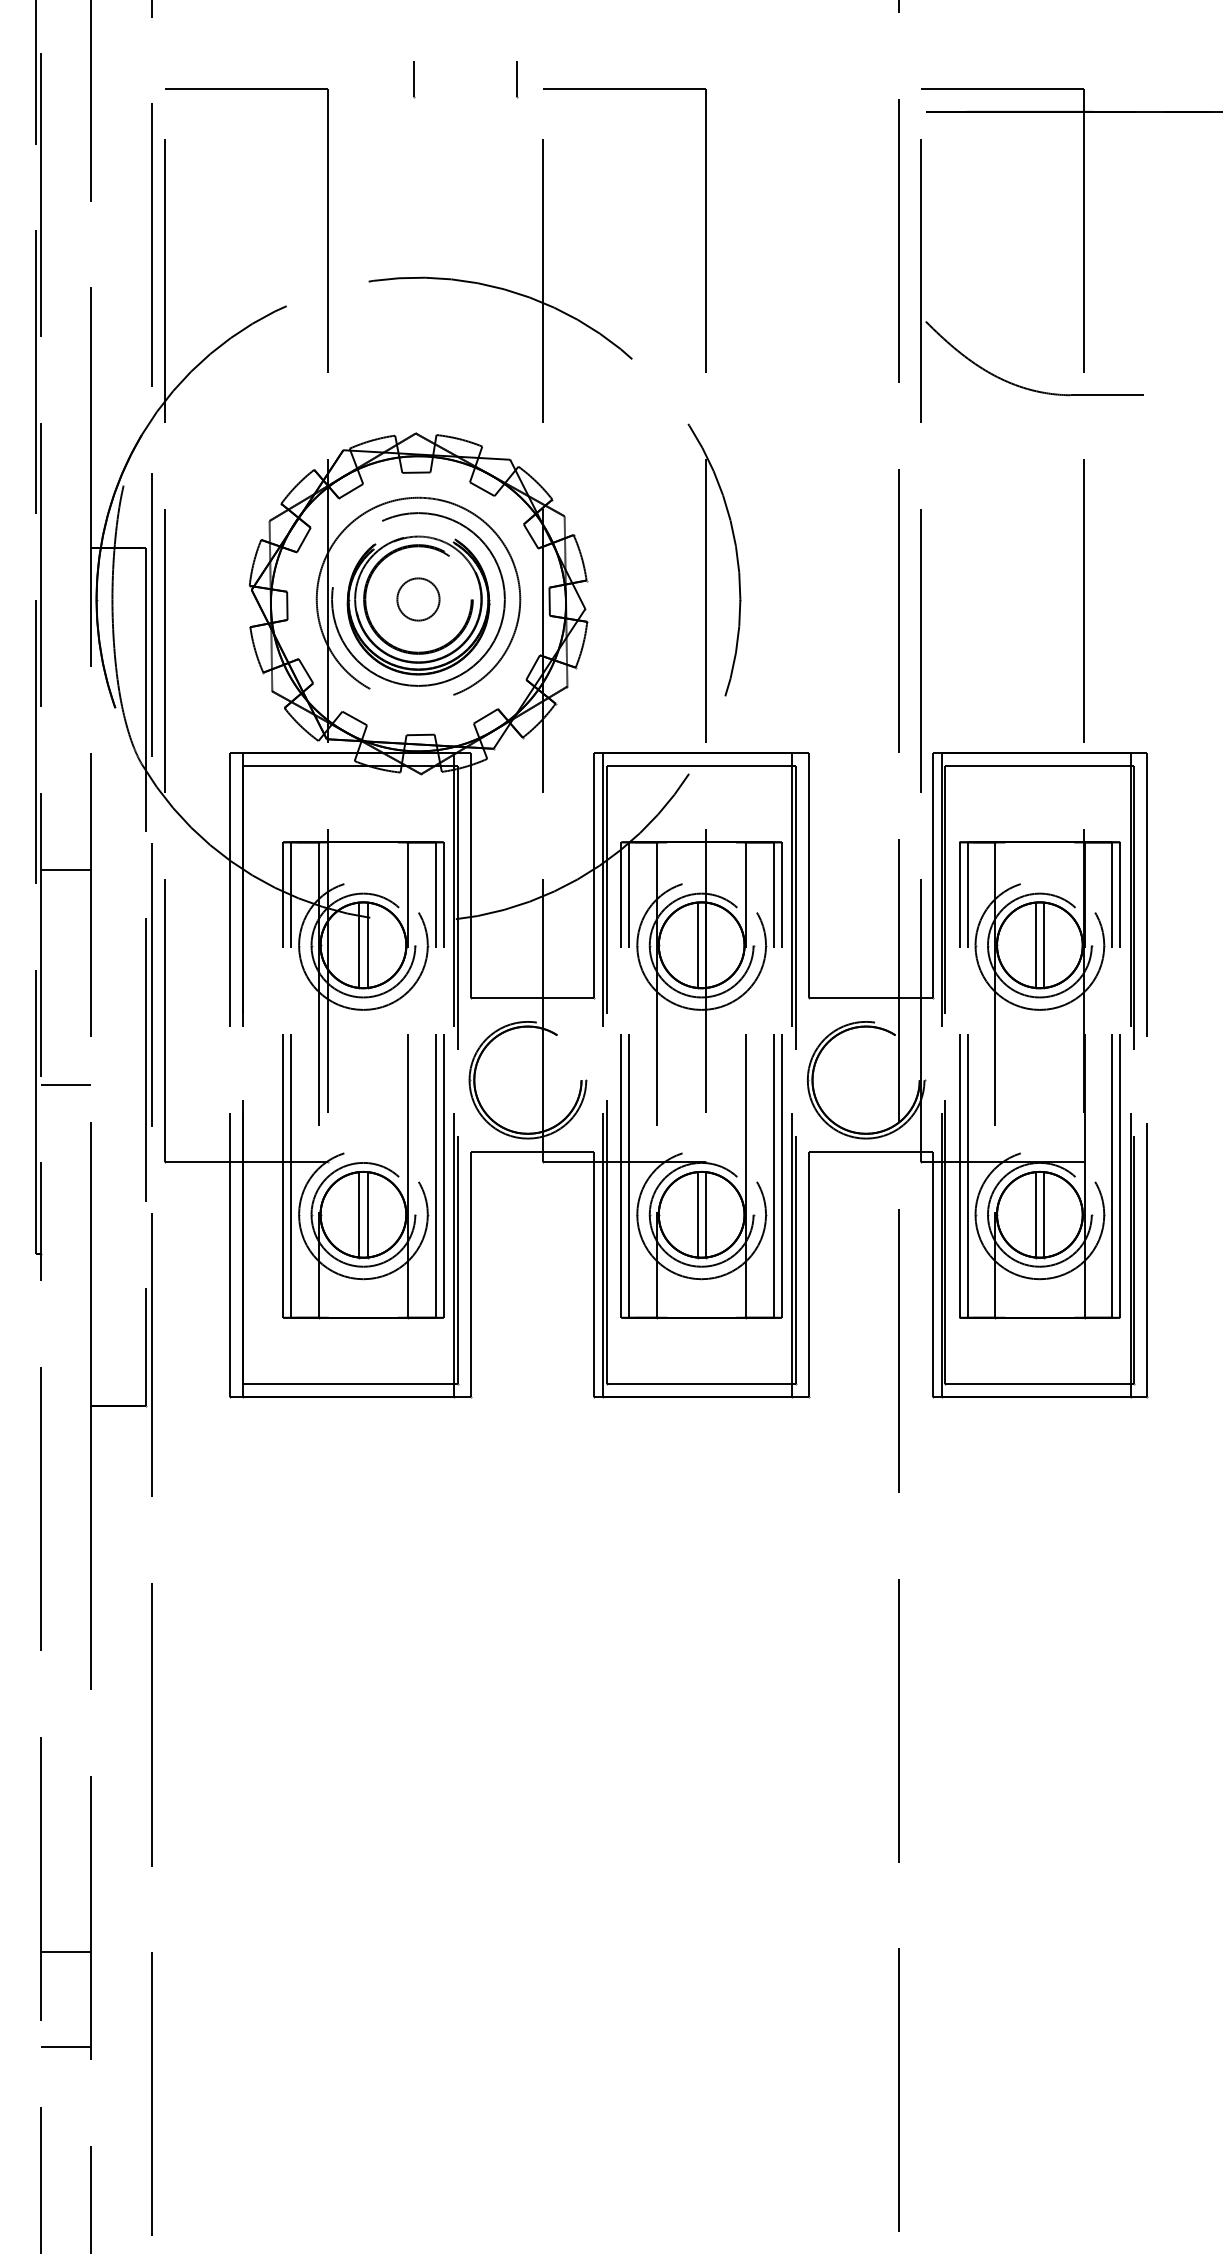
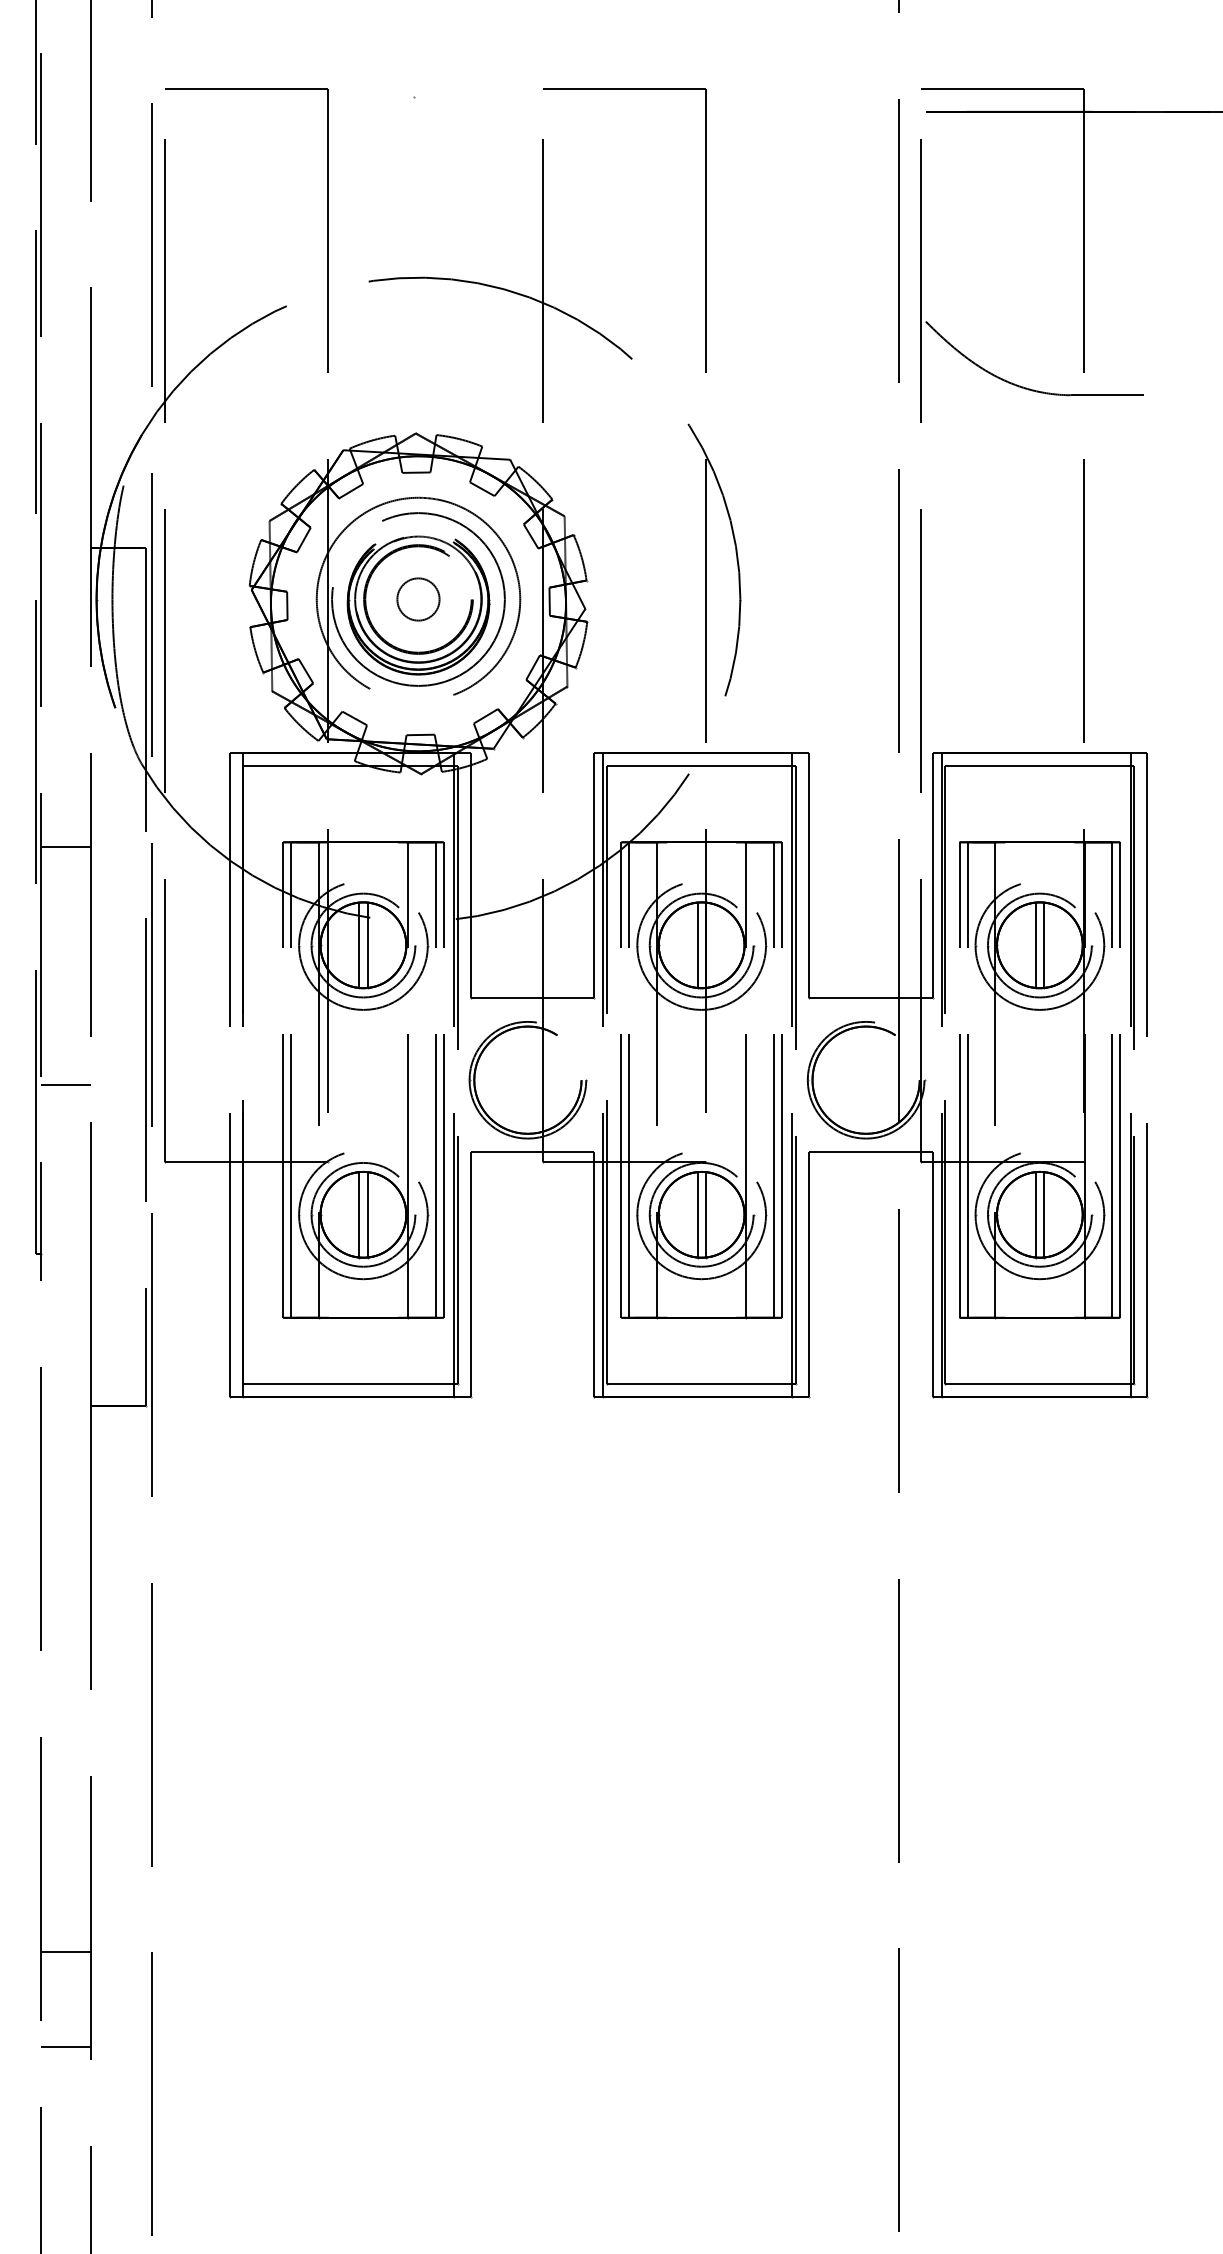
line: present -> none (414, 79)
line: present -> none (517, 79)
line position: (65, 869) -> (65, 846) (65, 846)
